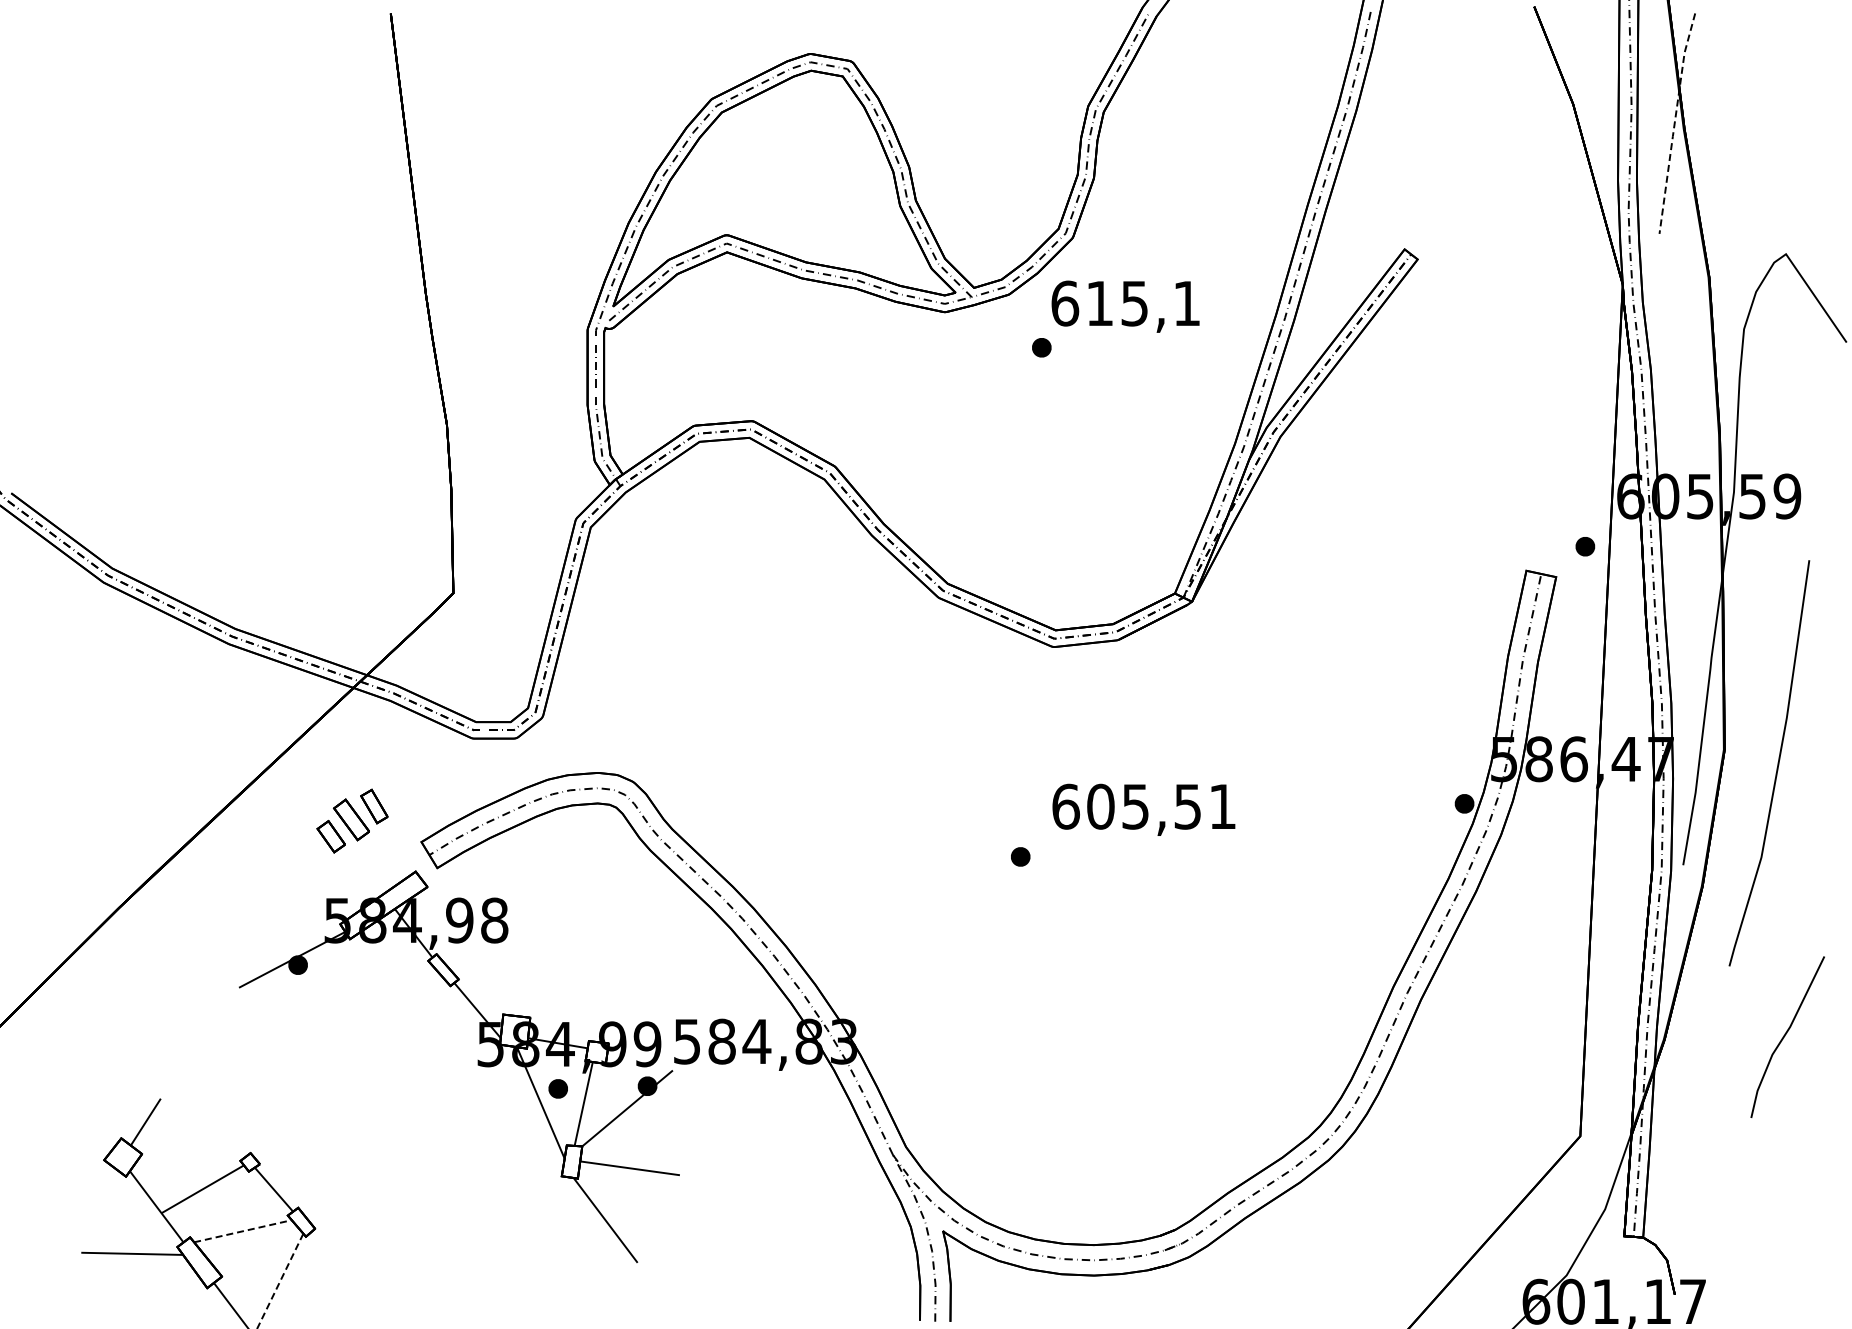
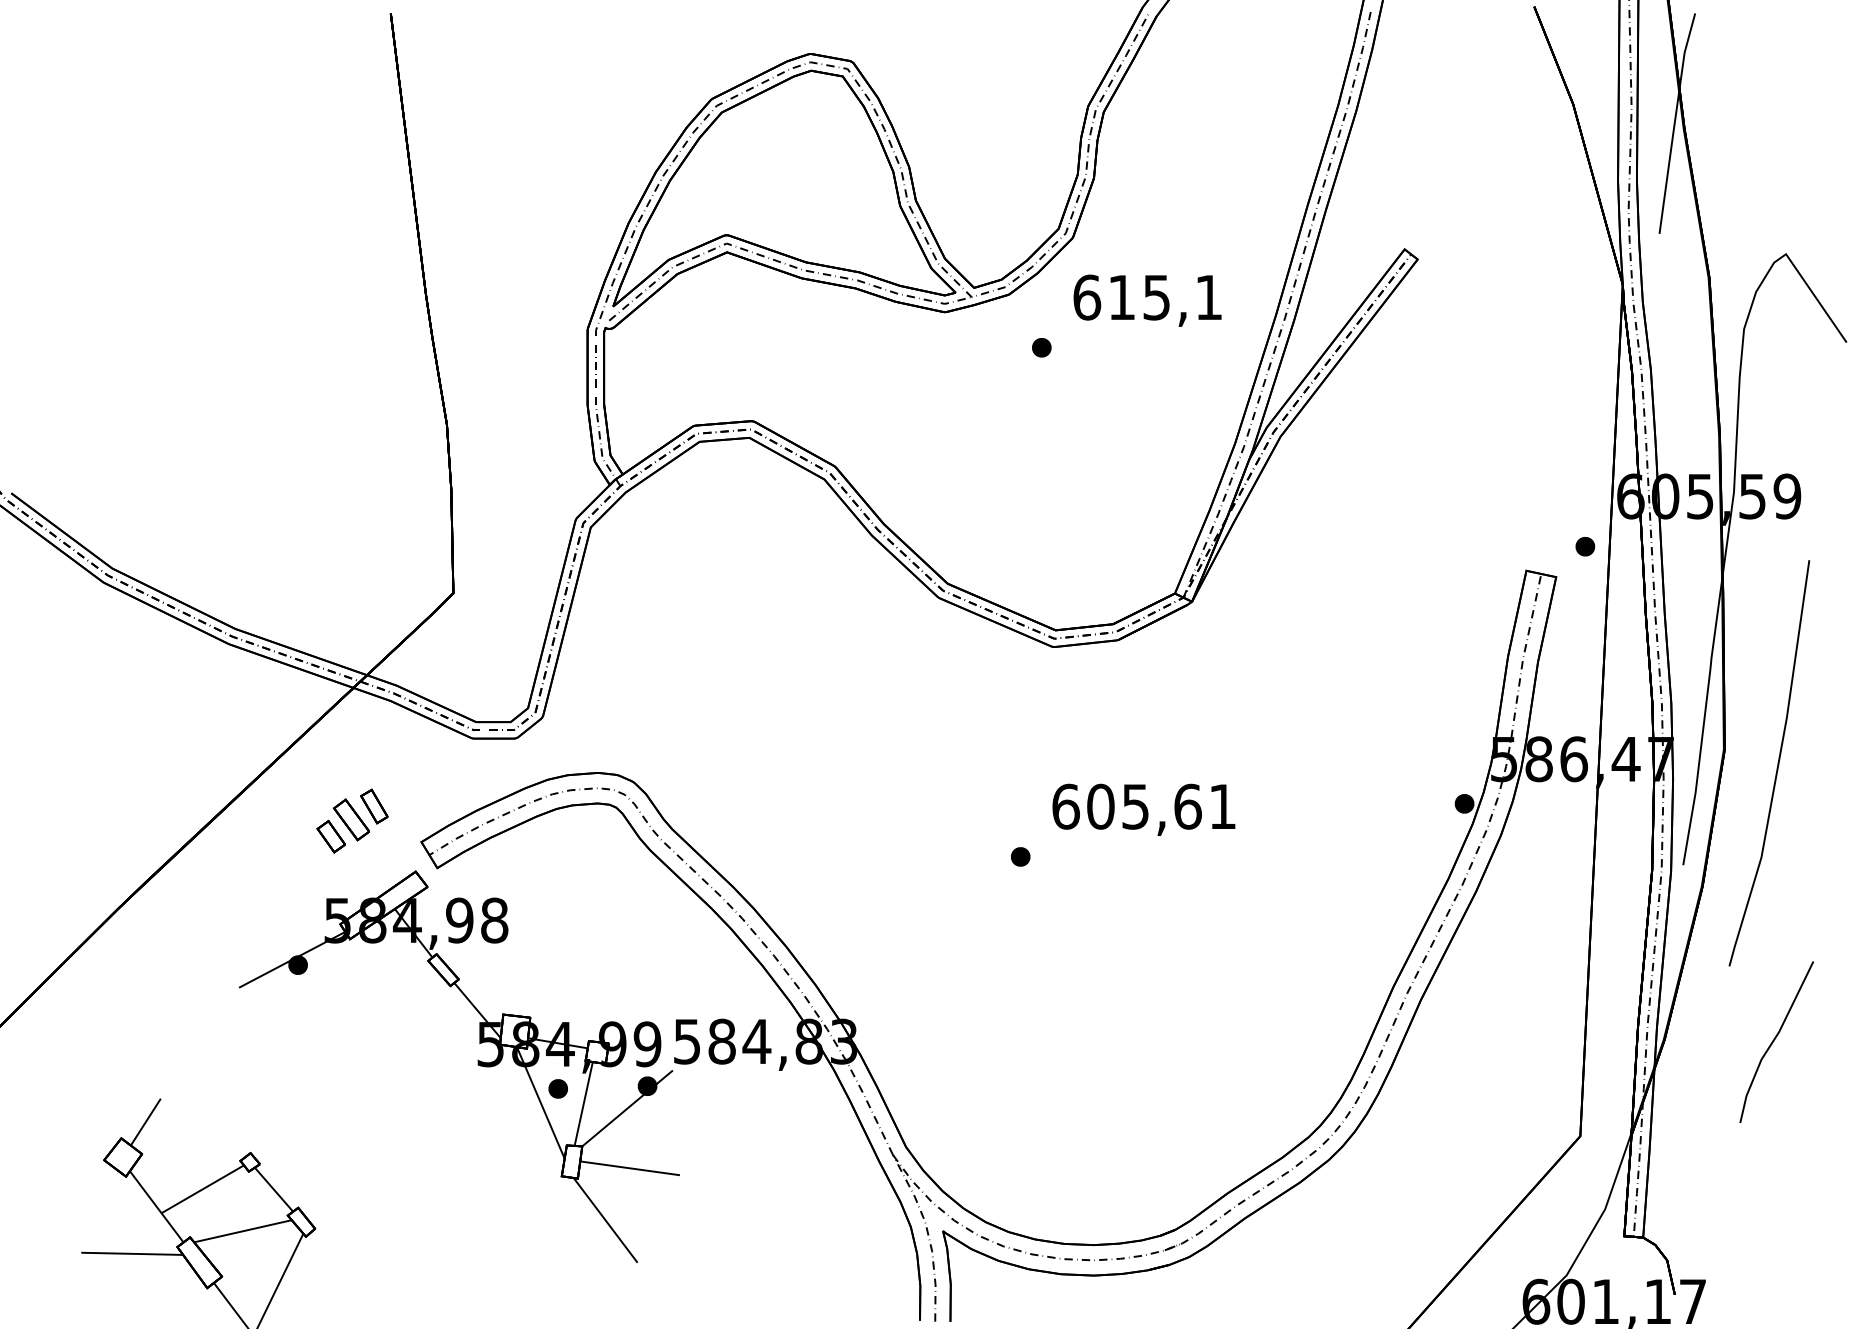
line: dashed -> solid (1674, 123)
text position: (1125, 306) -> (1147, 300) (1147, 300)
text: 605,51 -> 605,61 (1187, 806)
line position: (1785, 1036) -> (1774, 1041) (1774, 1041)
line: dashed -> solid (243, 1231)
line: dashed -> solid (280, 1281)
